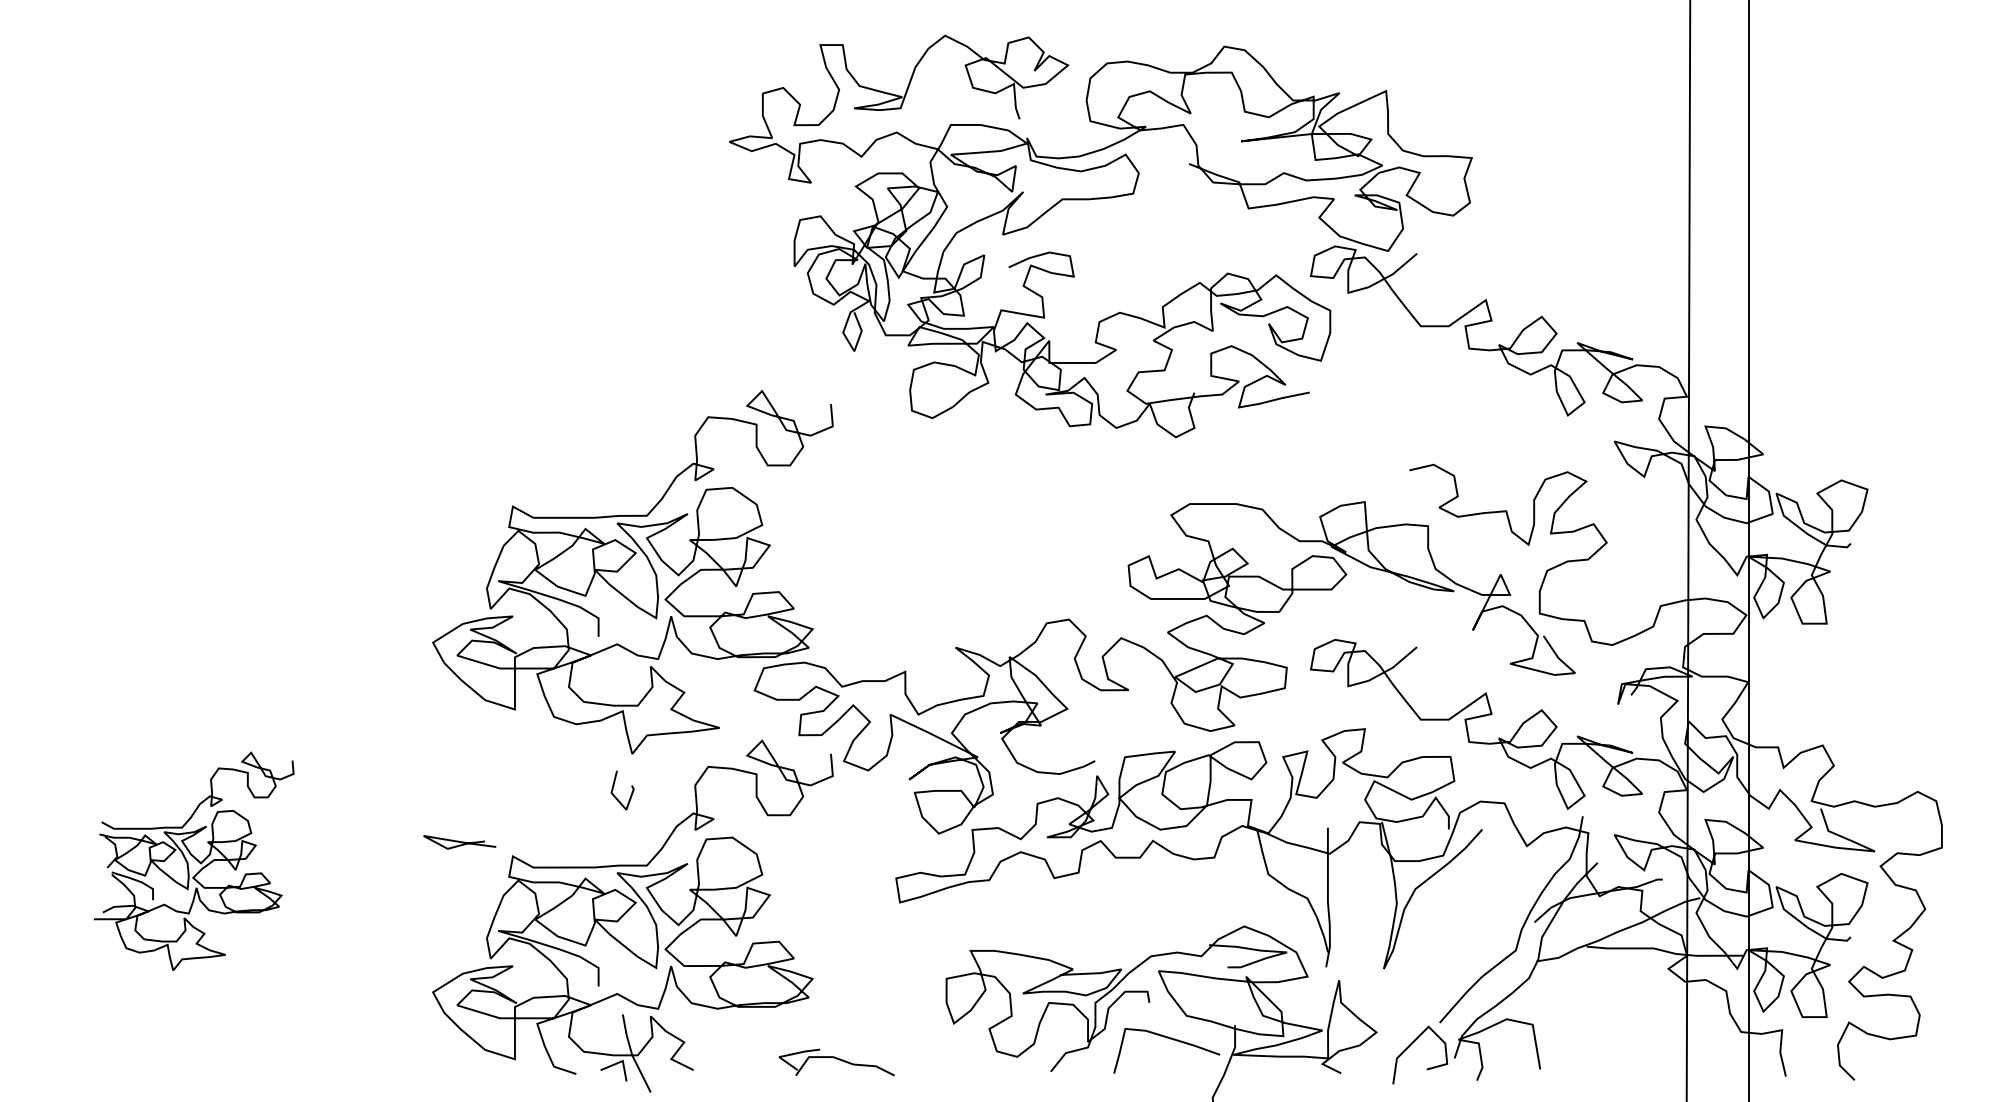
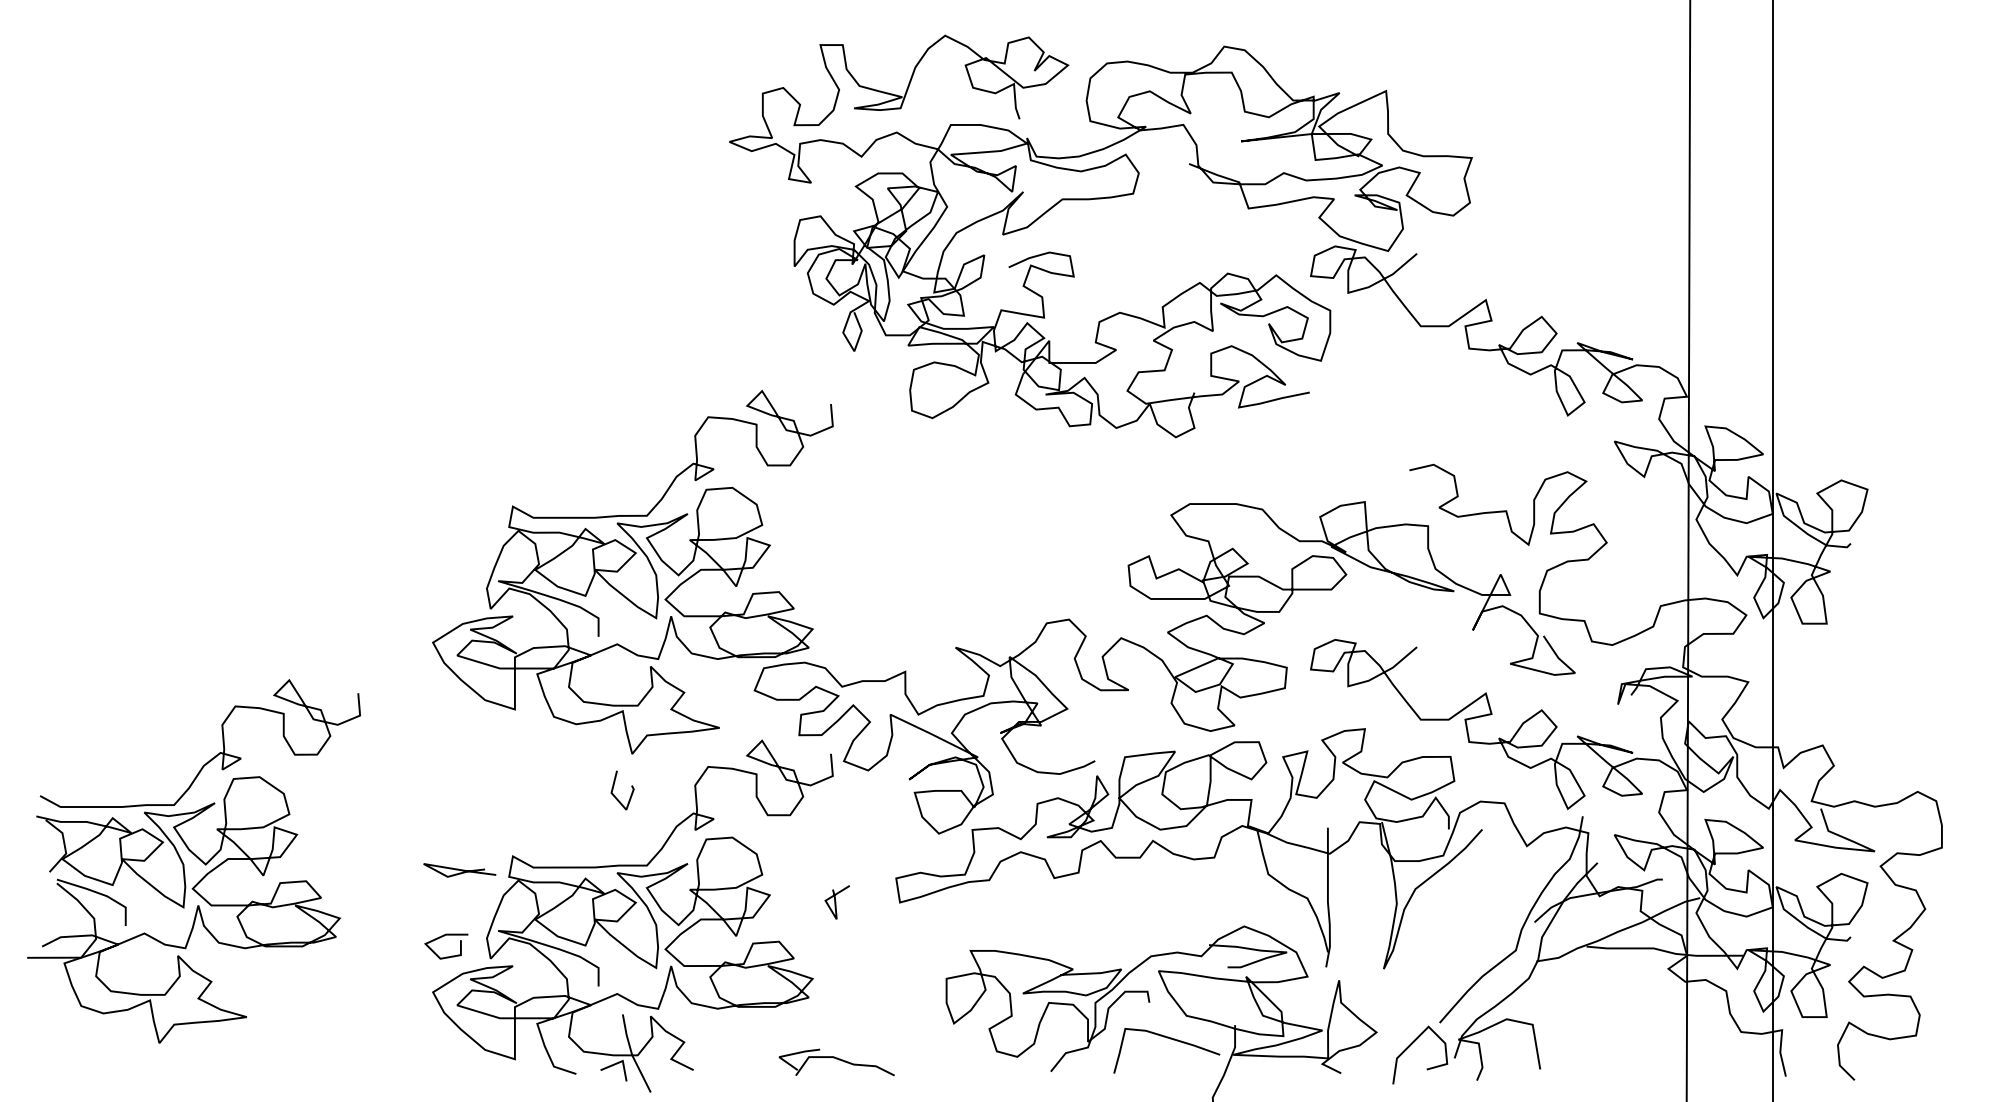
line position: (1749, 550) -> (1773, 550) (1773, 550)
curve position: (459, 842) -> (459, 870) (459, 870)
part size: 201x220 px -> 334x365 px (193, 861)
line: none -> present (836, 902)
curve: none -> present (442, 937)
